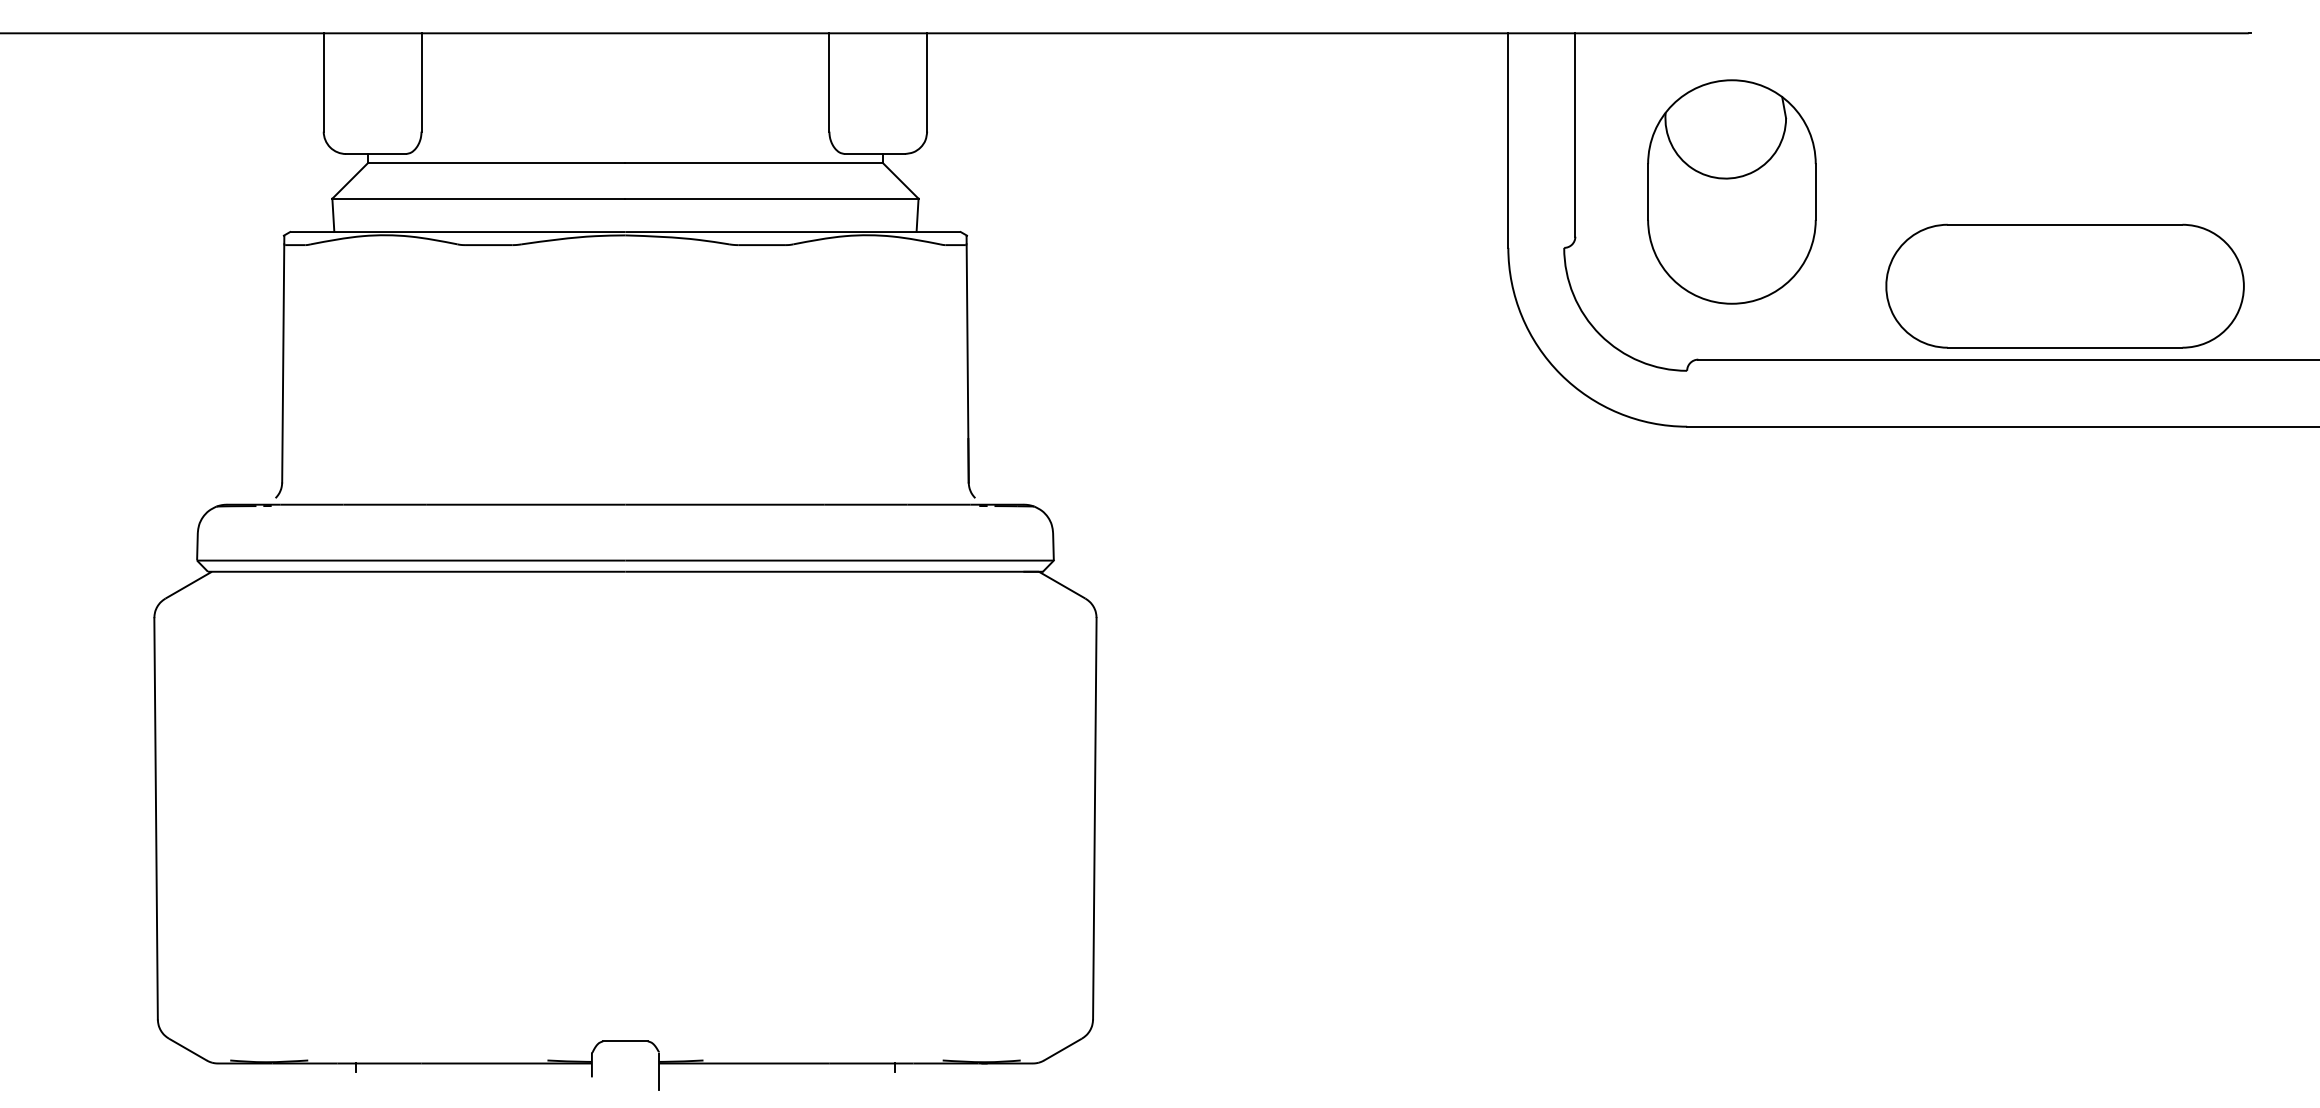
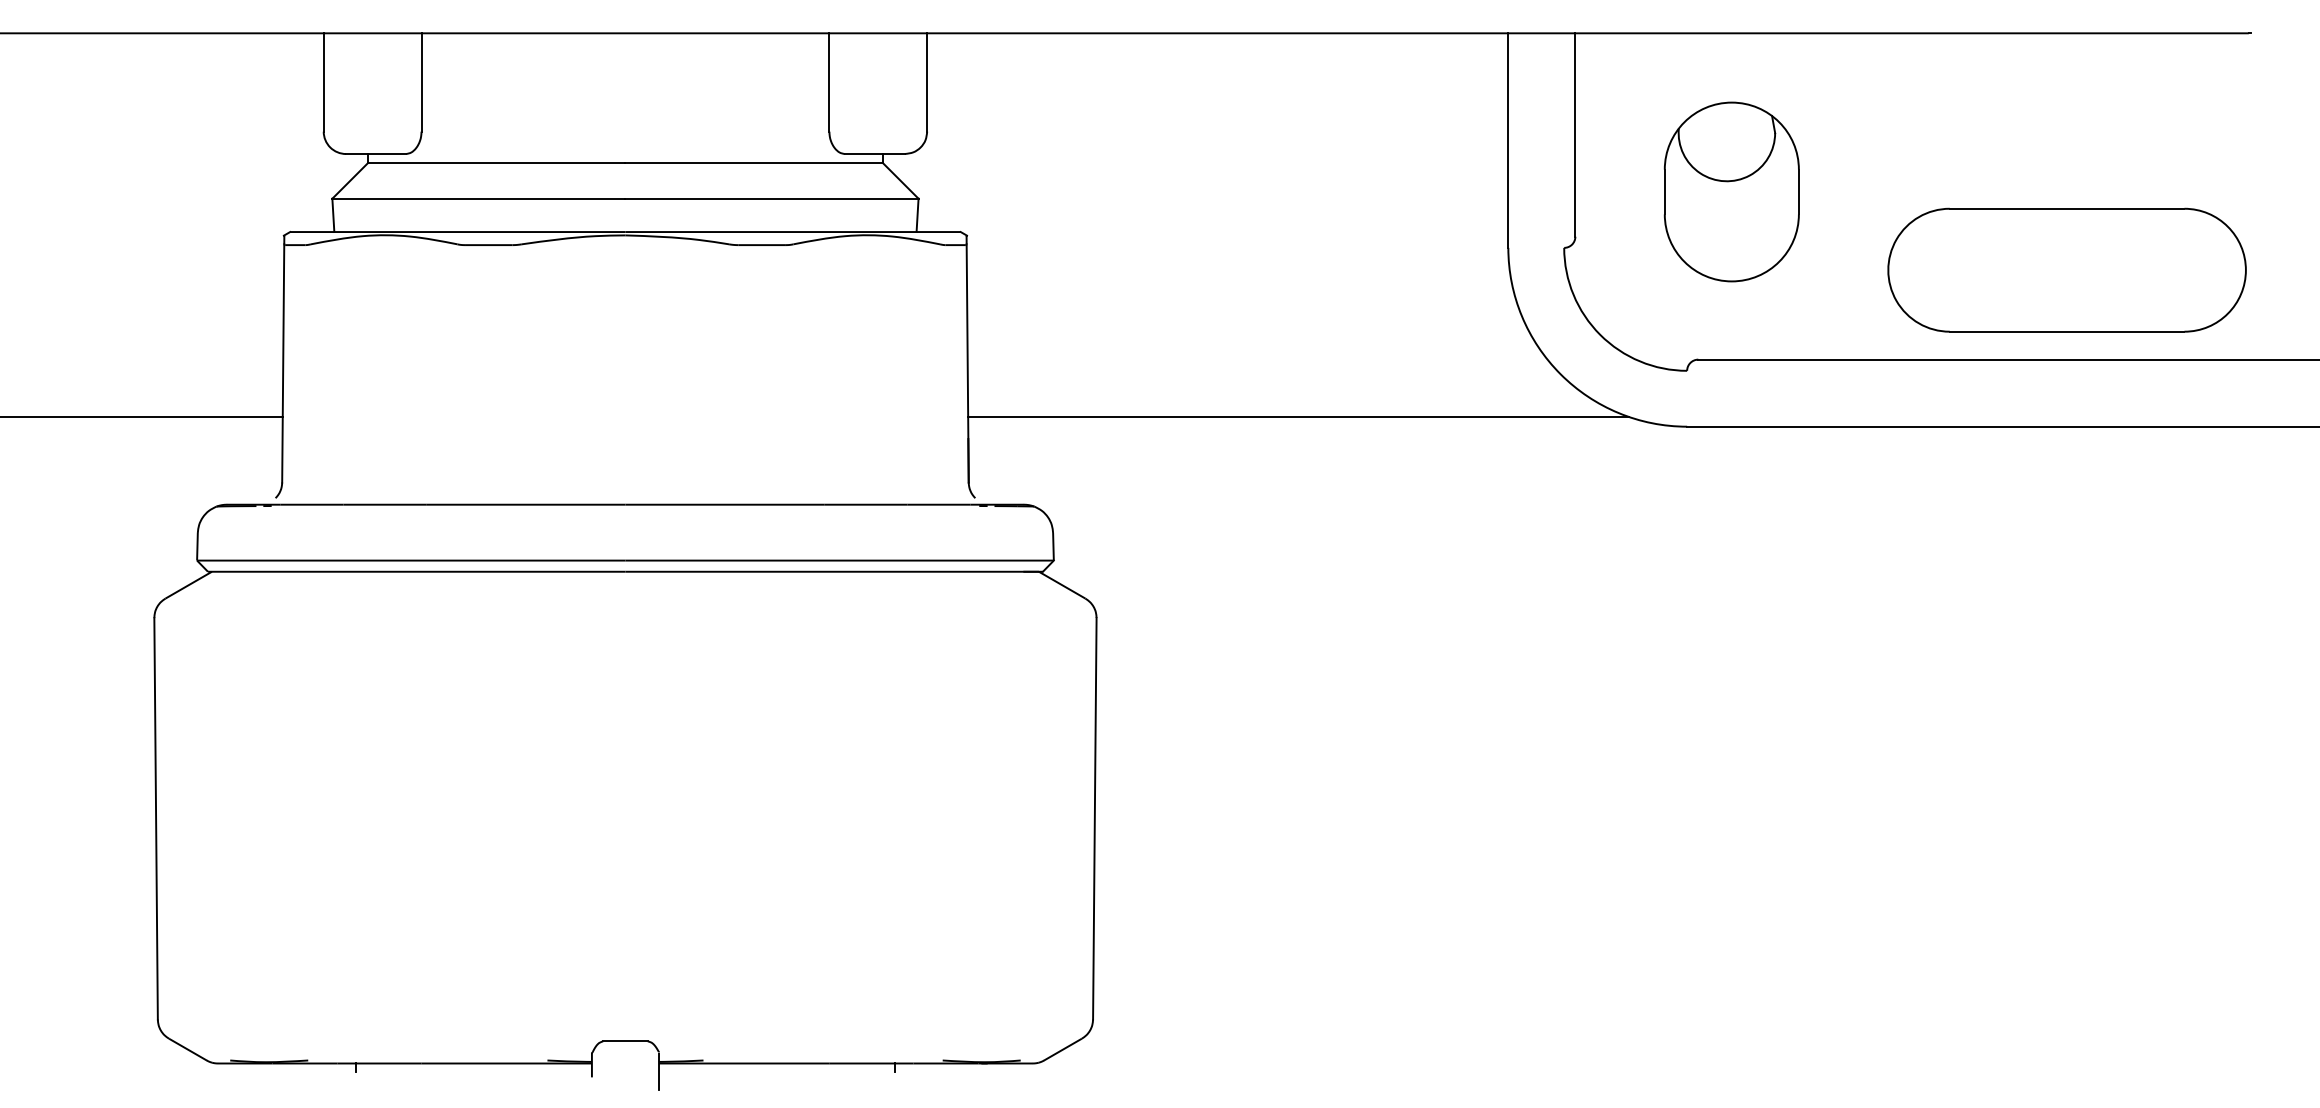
part size: 170x226 px -> 137x182 px (1731, 191)
part position: (2064, 285) -> (2066, 269) (2066, 269)
line: none -> present (142, 416)
line: none -> present (1298, 416)
